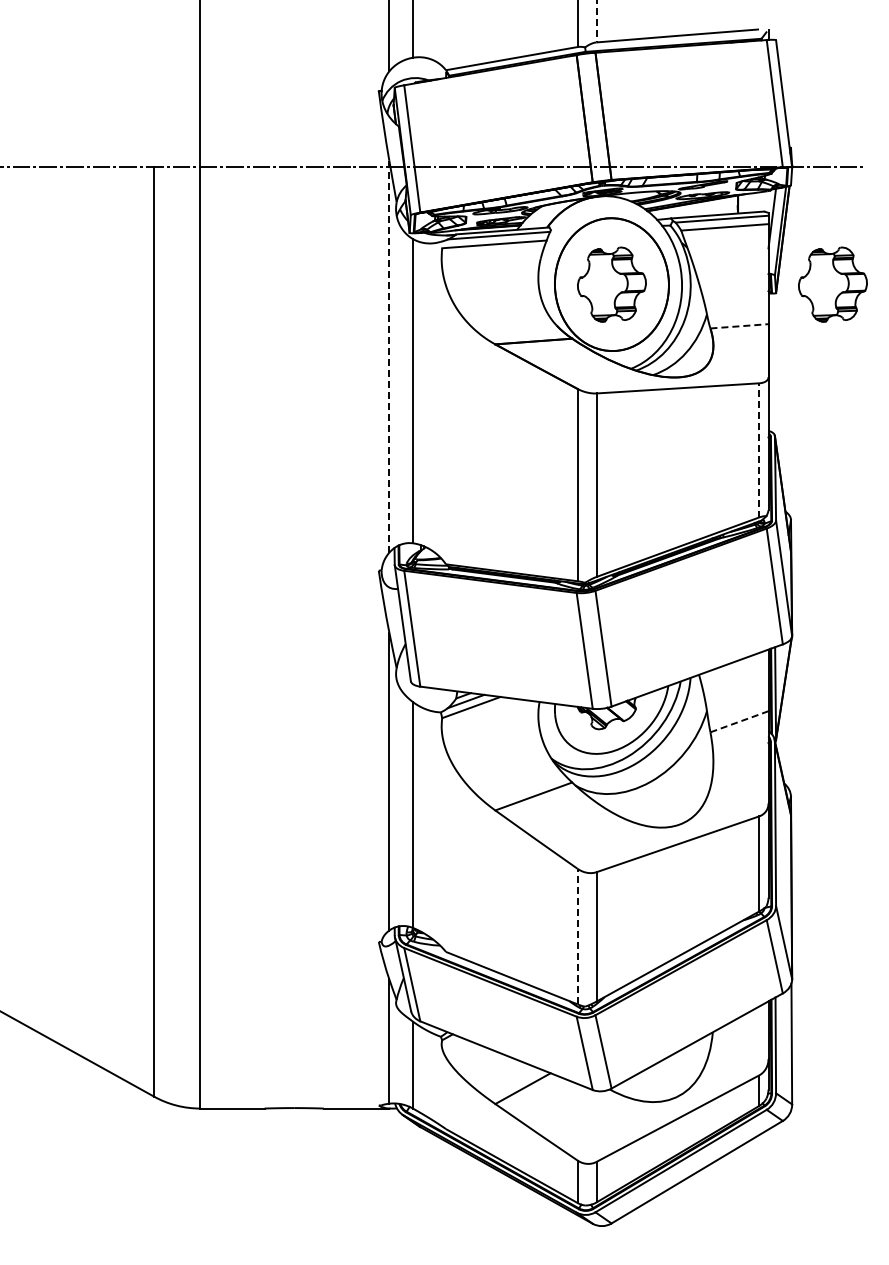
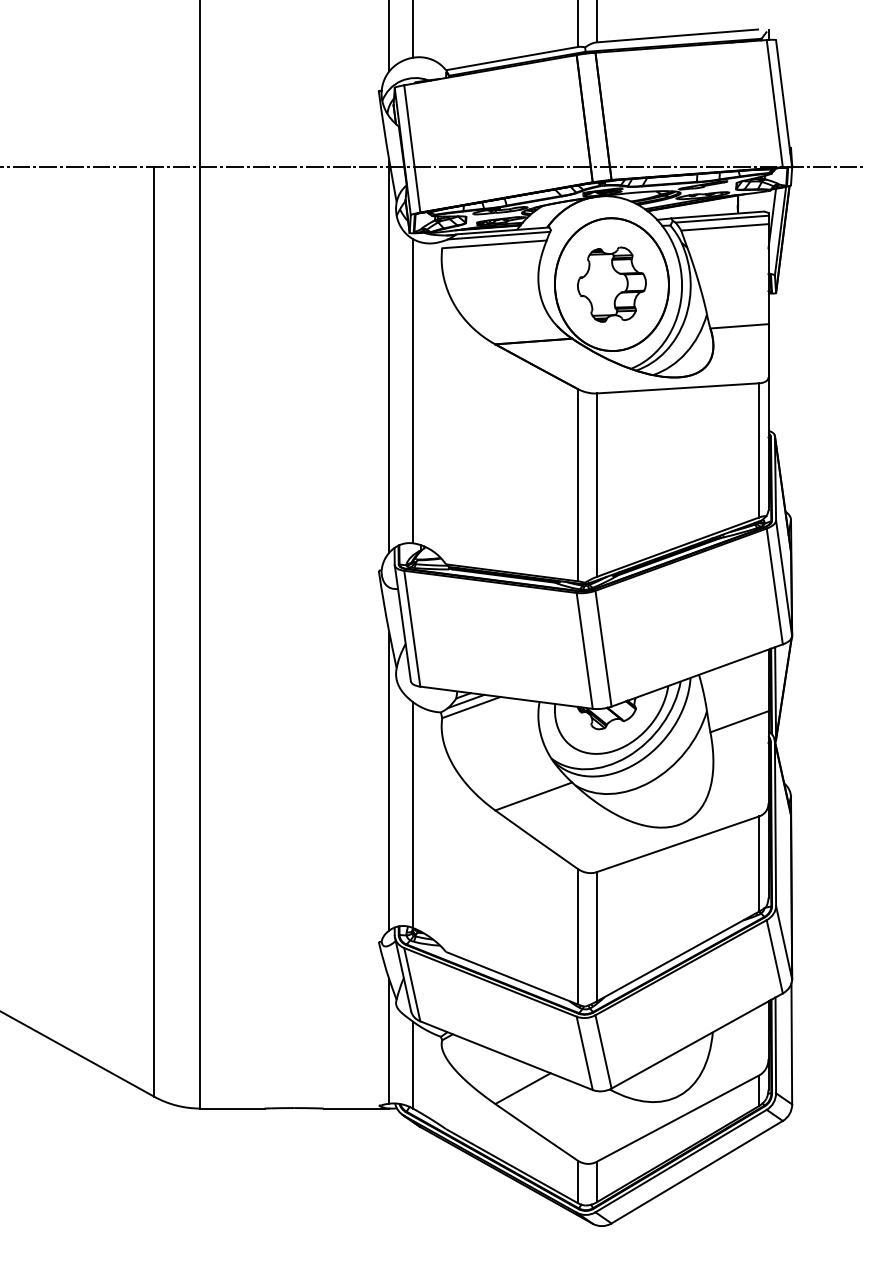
line: dashed -> solid (596, 21)
part: present -> none (832, 284)
line: dashed -> solid (739, 326)
line: dashed -> solid (389, 356)
line: dashed -> solid (759, 449)
line: dashed -> solid (739, 721)
line: dashed -> solid (577, 936)
